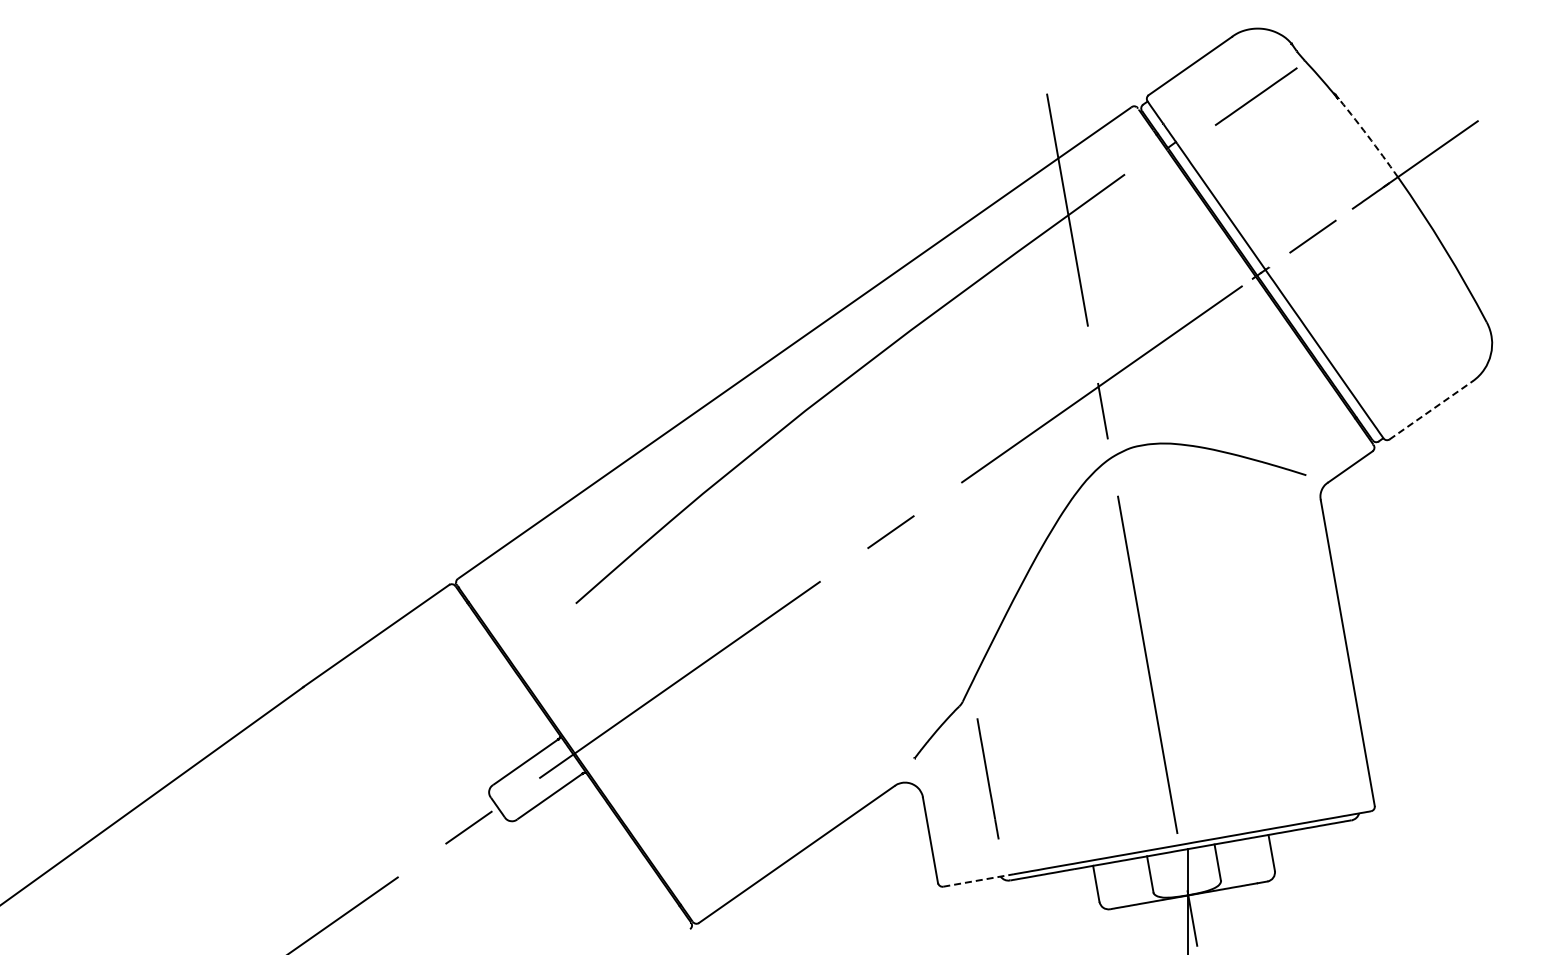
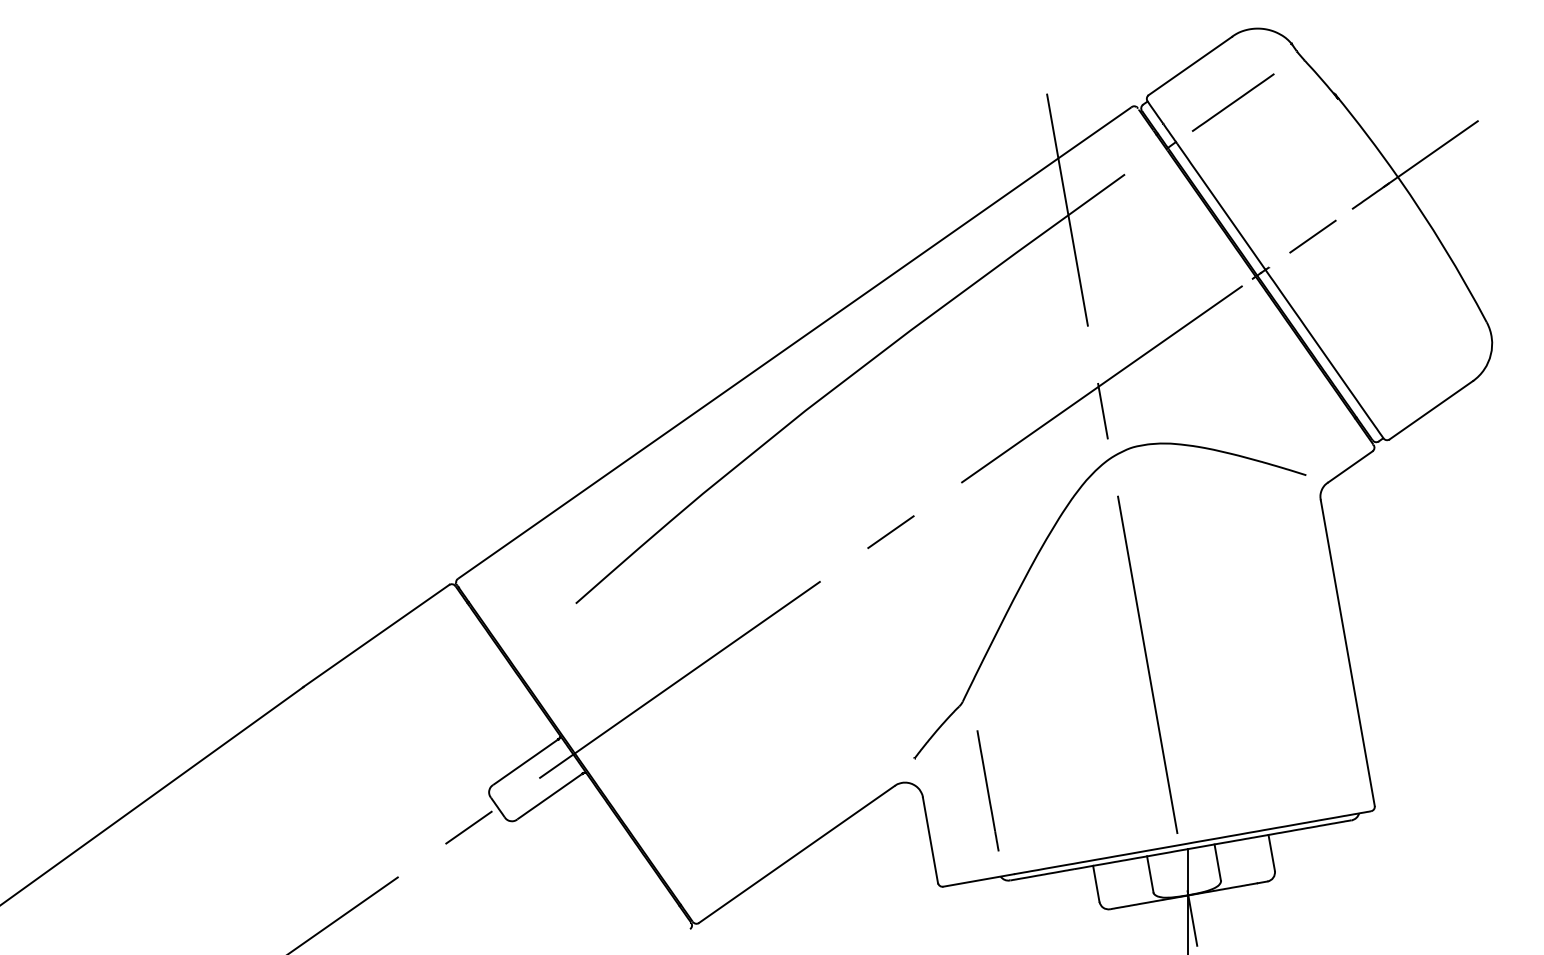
line position: (1255, 96) -> (1232, 102) (1232, 102)
arc: dashed -> solid (1367, 135)
line: dashed -> solid (1431, 410)
line position: (987, 778) -> (987, 790) (987, 790)
line: dashed -> solid (978, 880)
